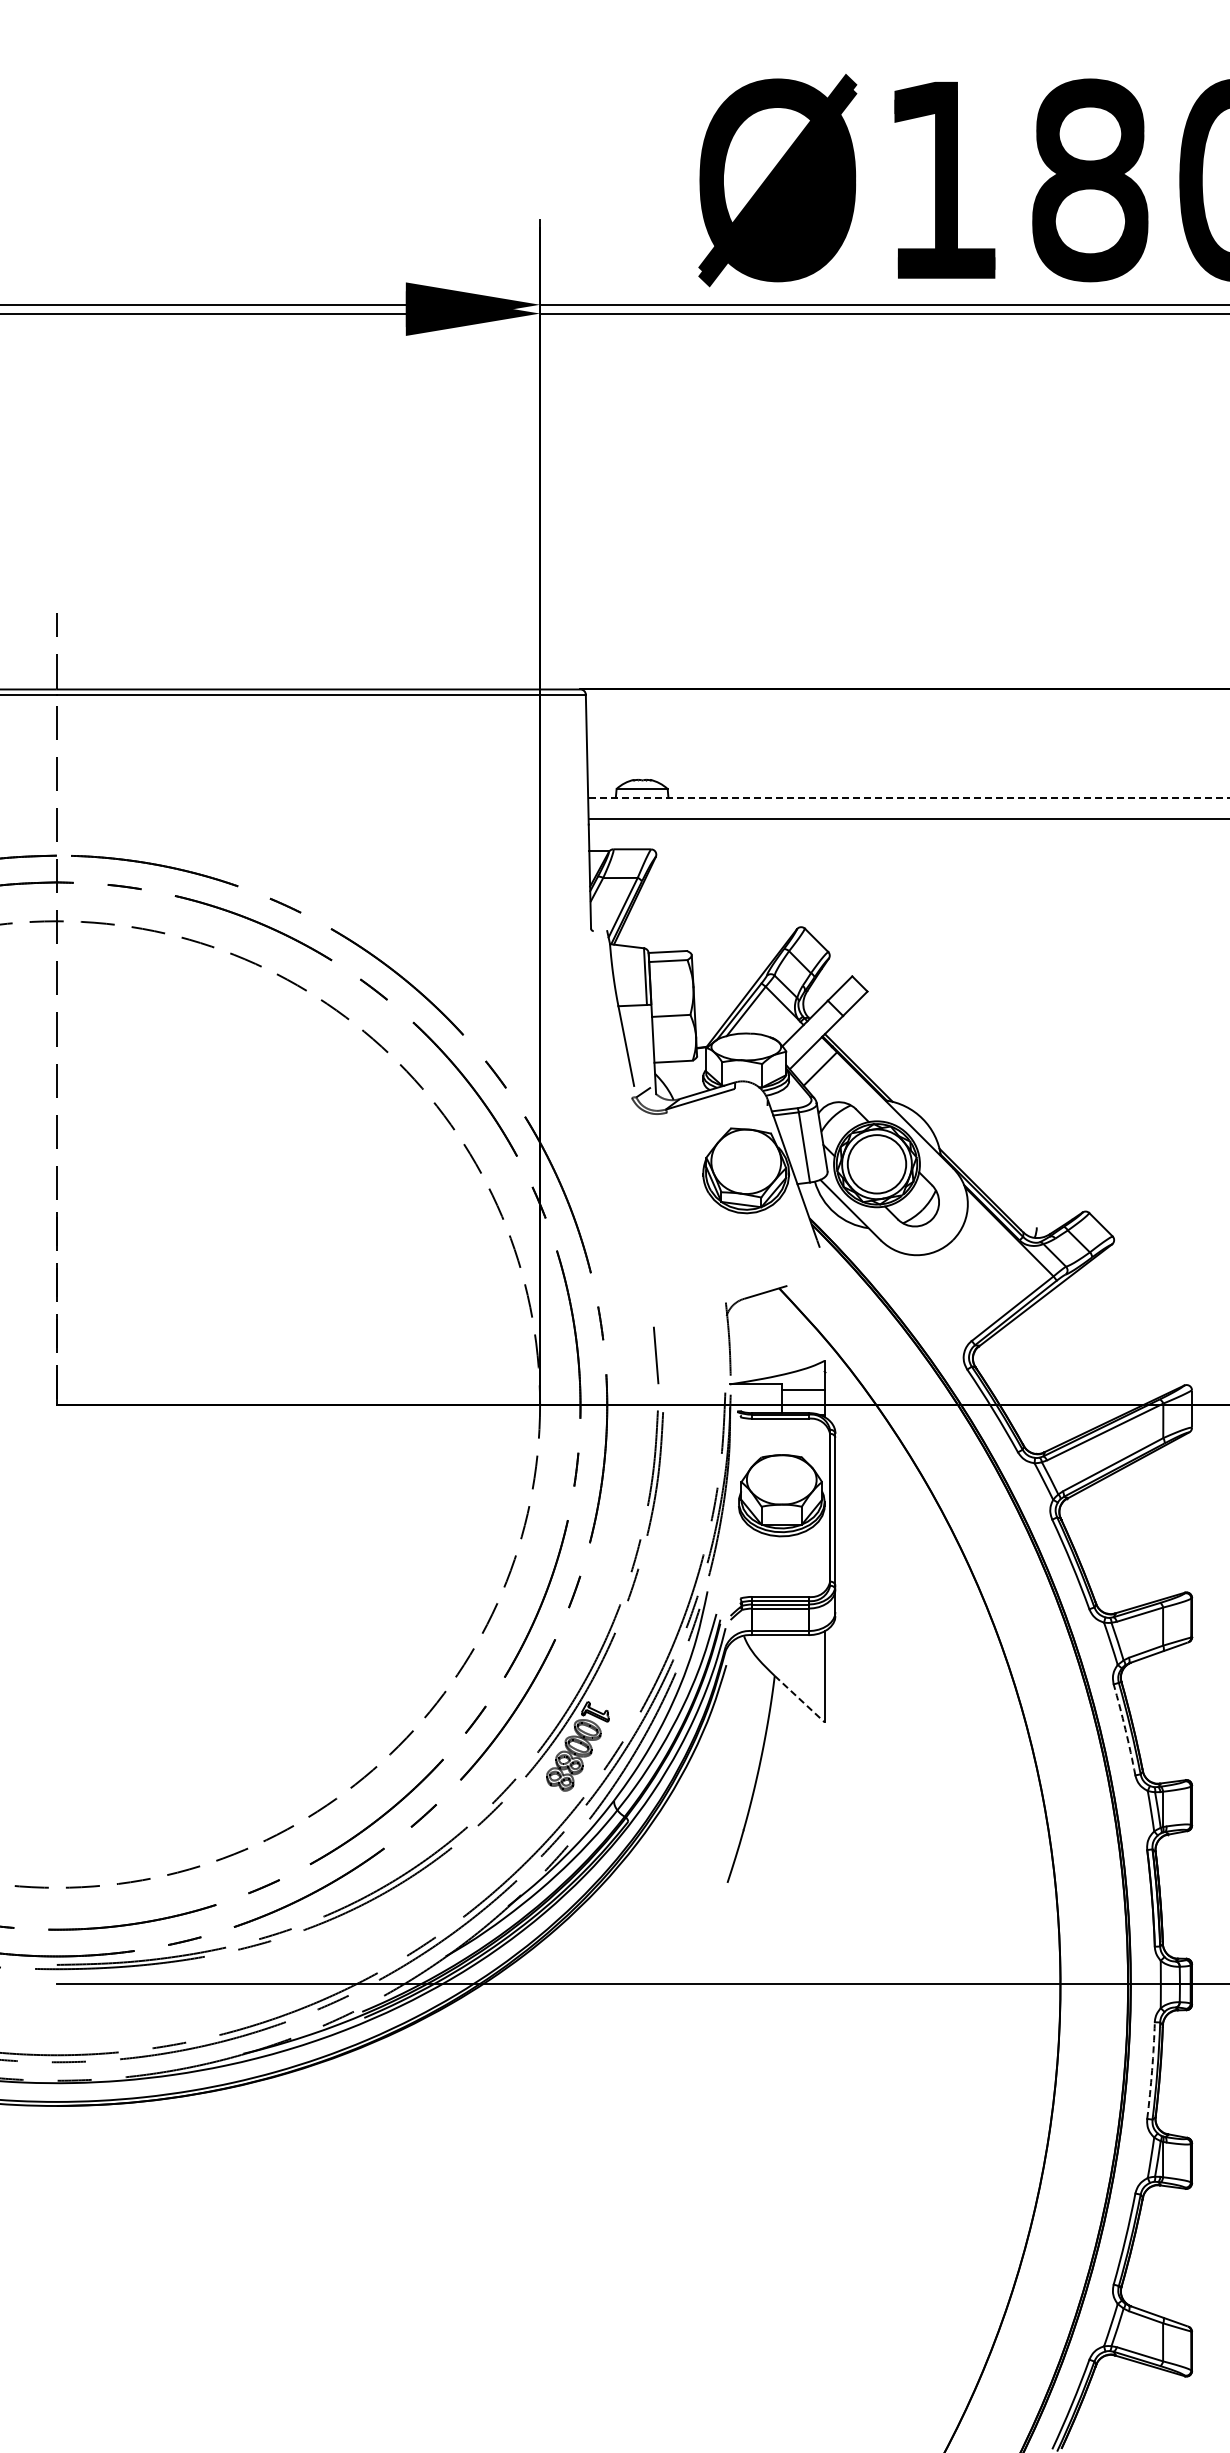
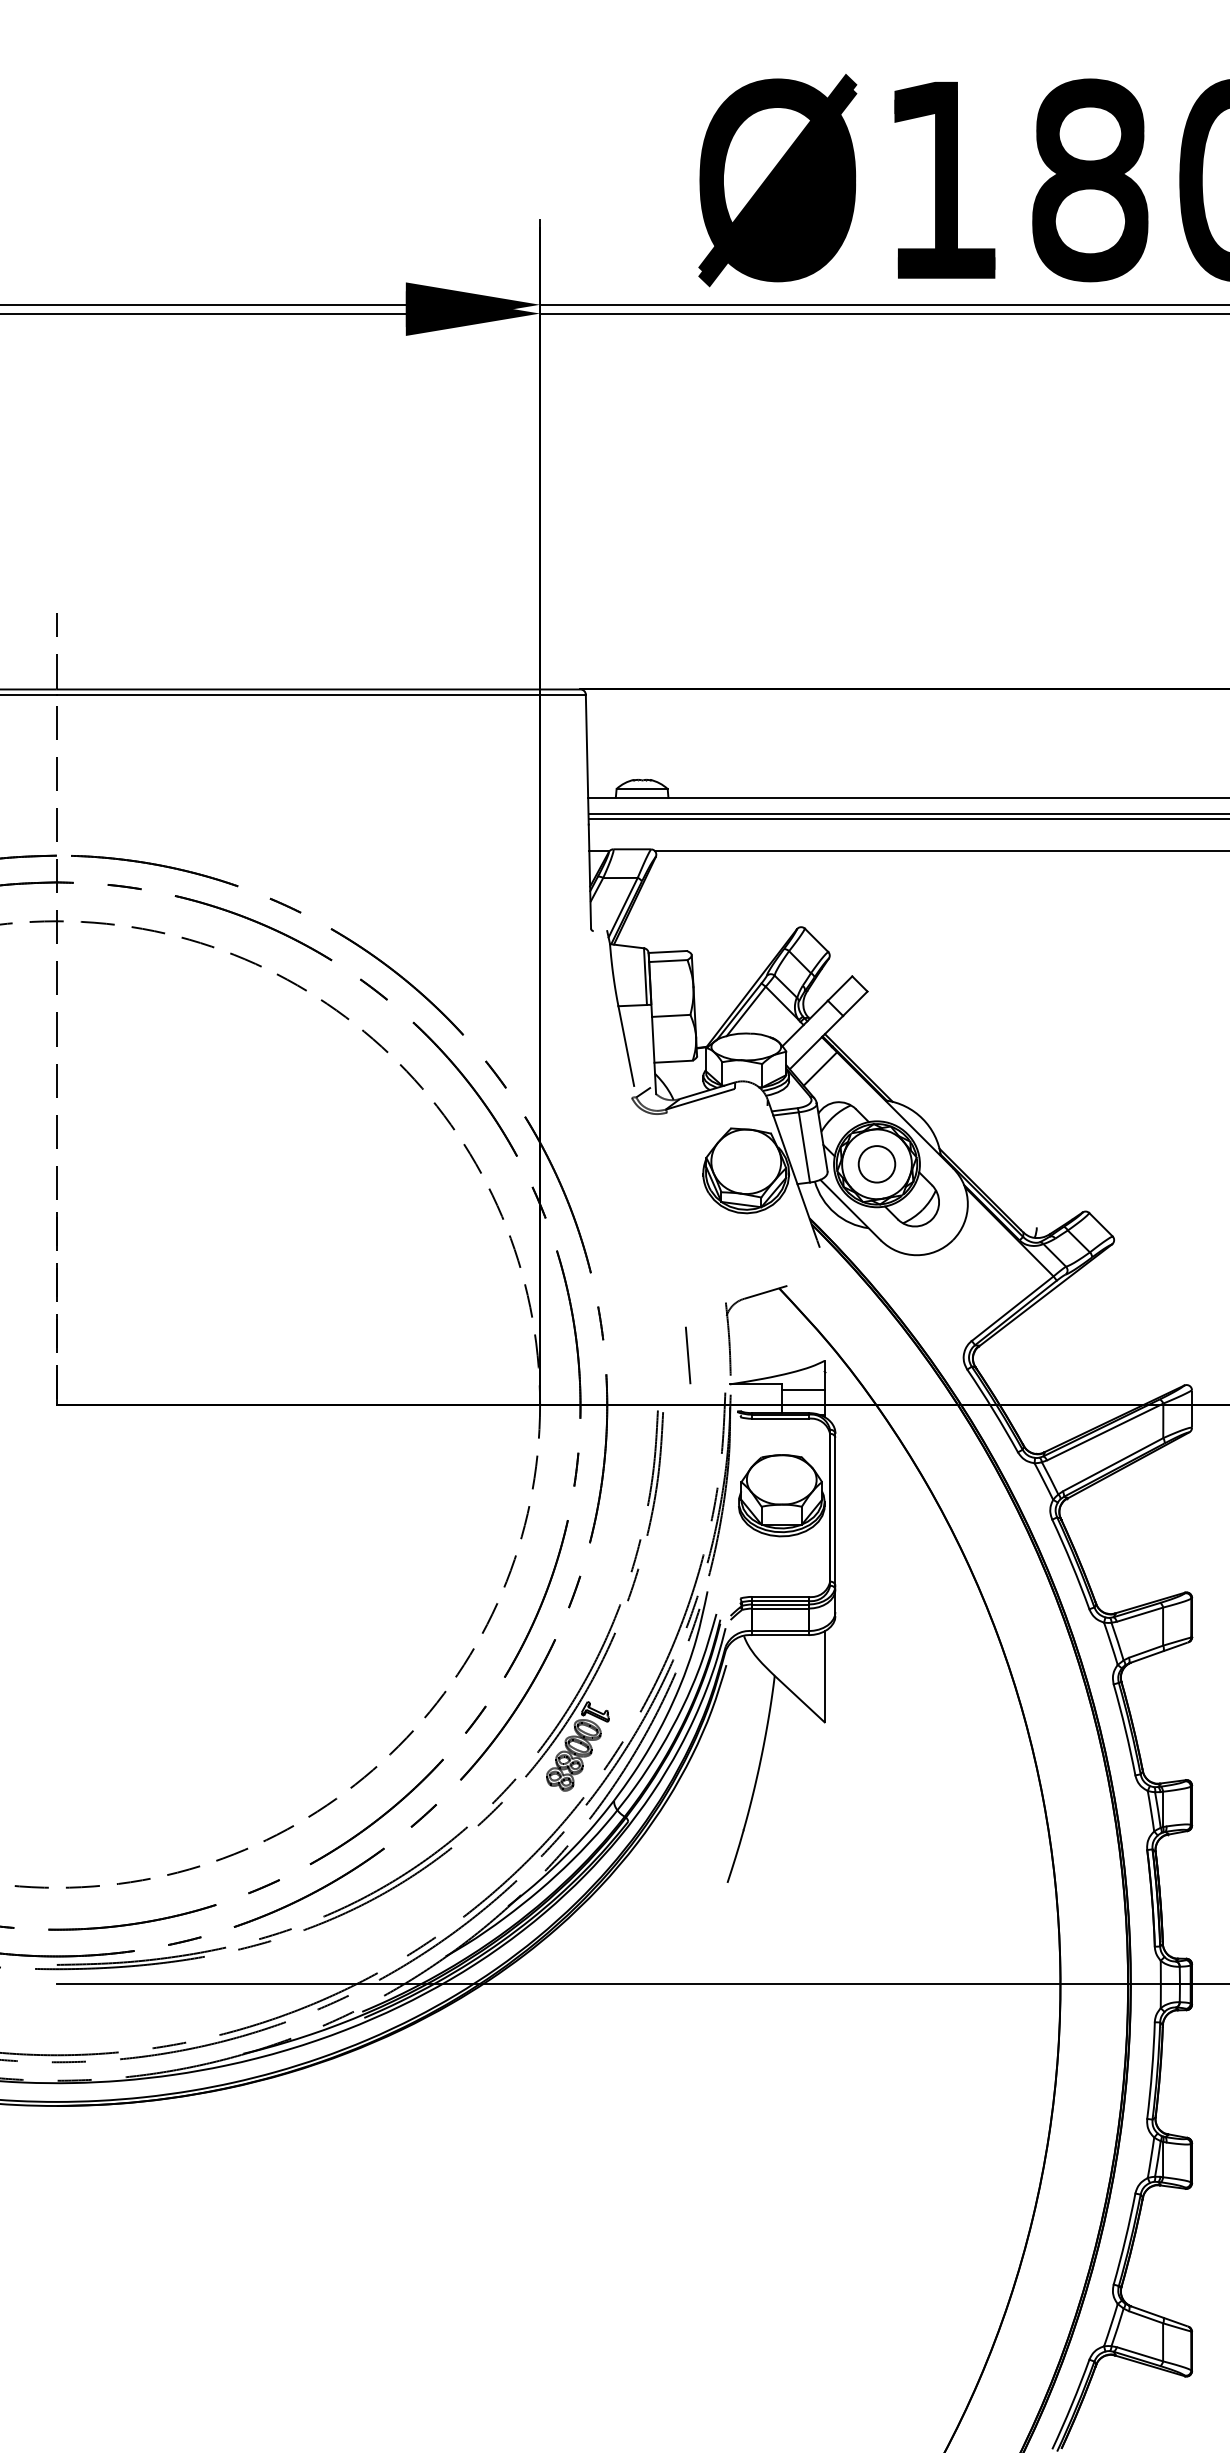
line: dashed -> solid (909, 797)
line: none -> present (907, 813)
line: none -> present (940, 851)
circle diameter: 58 px -> 37 px (876, 1164)
line position: (656, 1355) -> (688, 1355) (688, 1355)
line: dashed -> solid (800, 1699)
arc: dashed -> solid (1125, 1729)
arc: dashed -> solid (1152, 2070)
